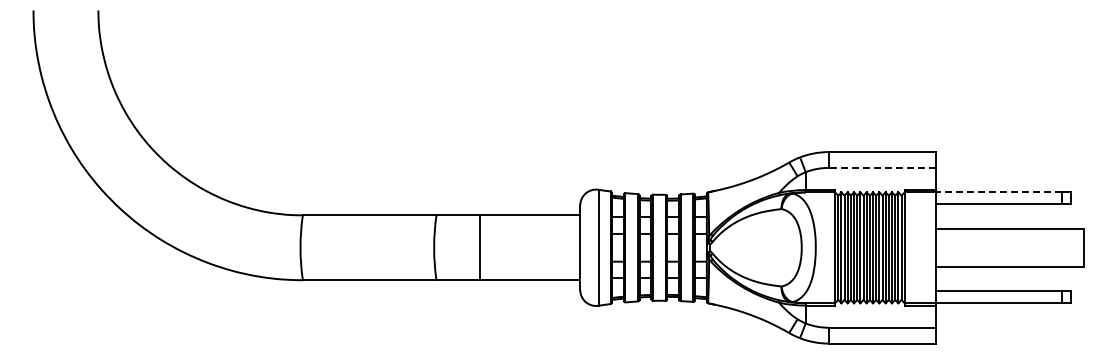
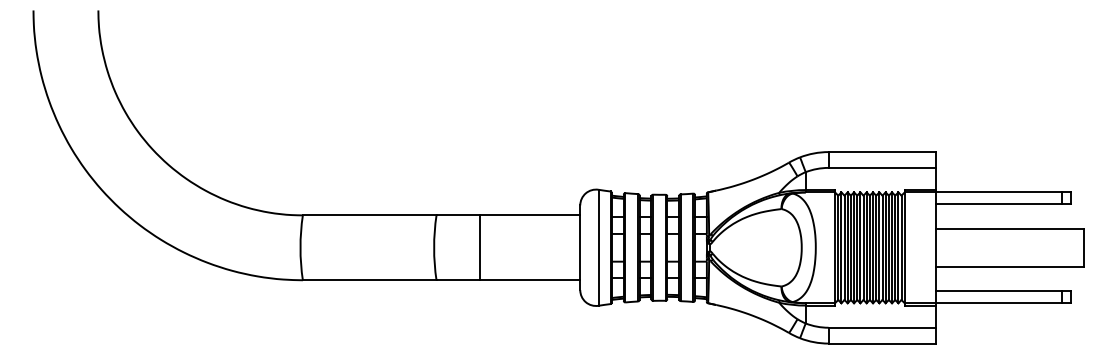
line: dashed -> solid (882, 167)
line: dashed -> solid (999, 192)
